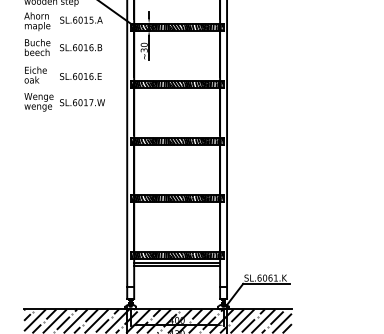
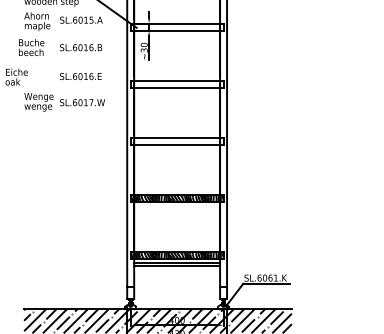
hatch: present -> none (176, 26)
text position: (37, 47) -> (31, 47) (31, 47)
text position: (35, 74) -> (16, 76) (16, 76)
hatch: present -> none (176, 83)
hatch: present -> none (176, 140)
